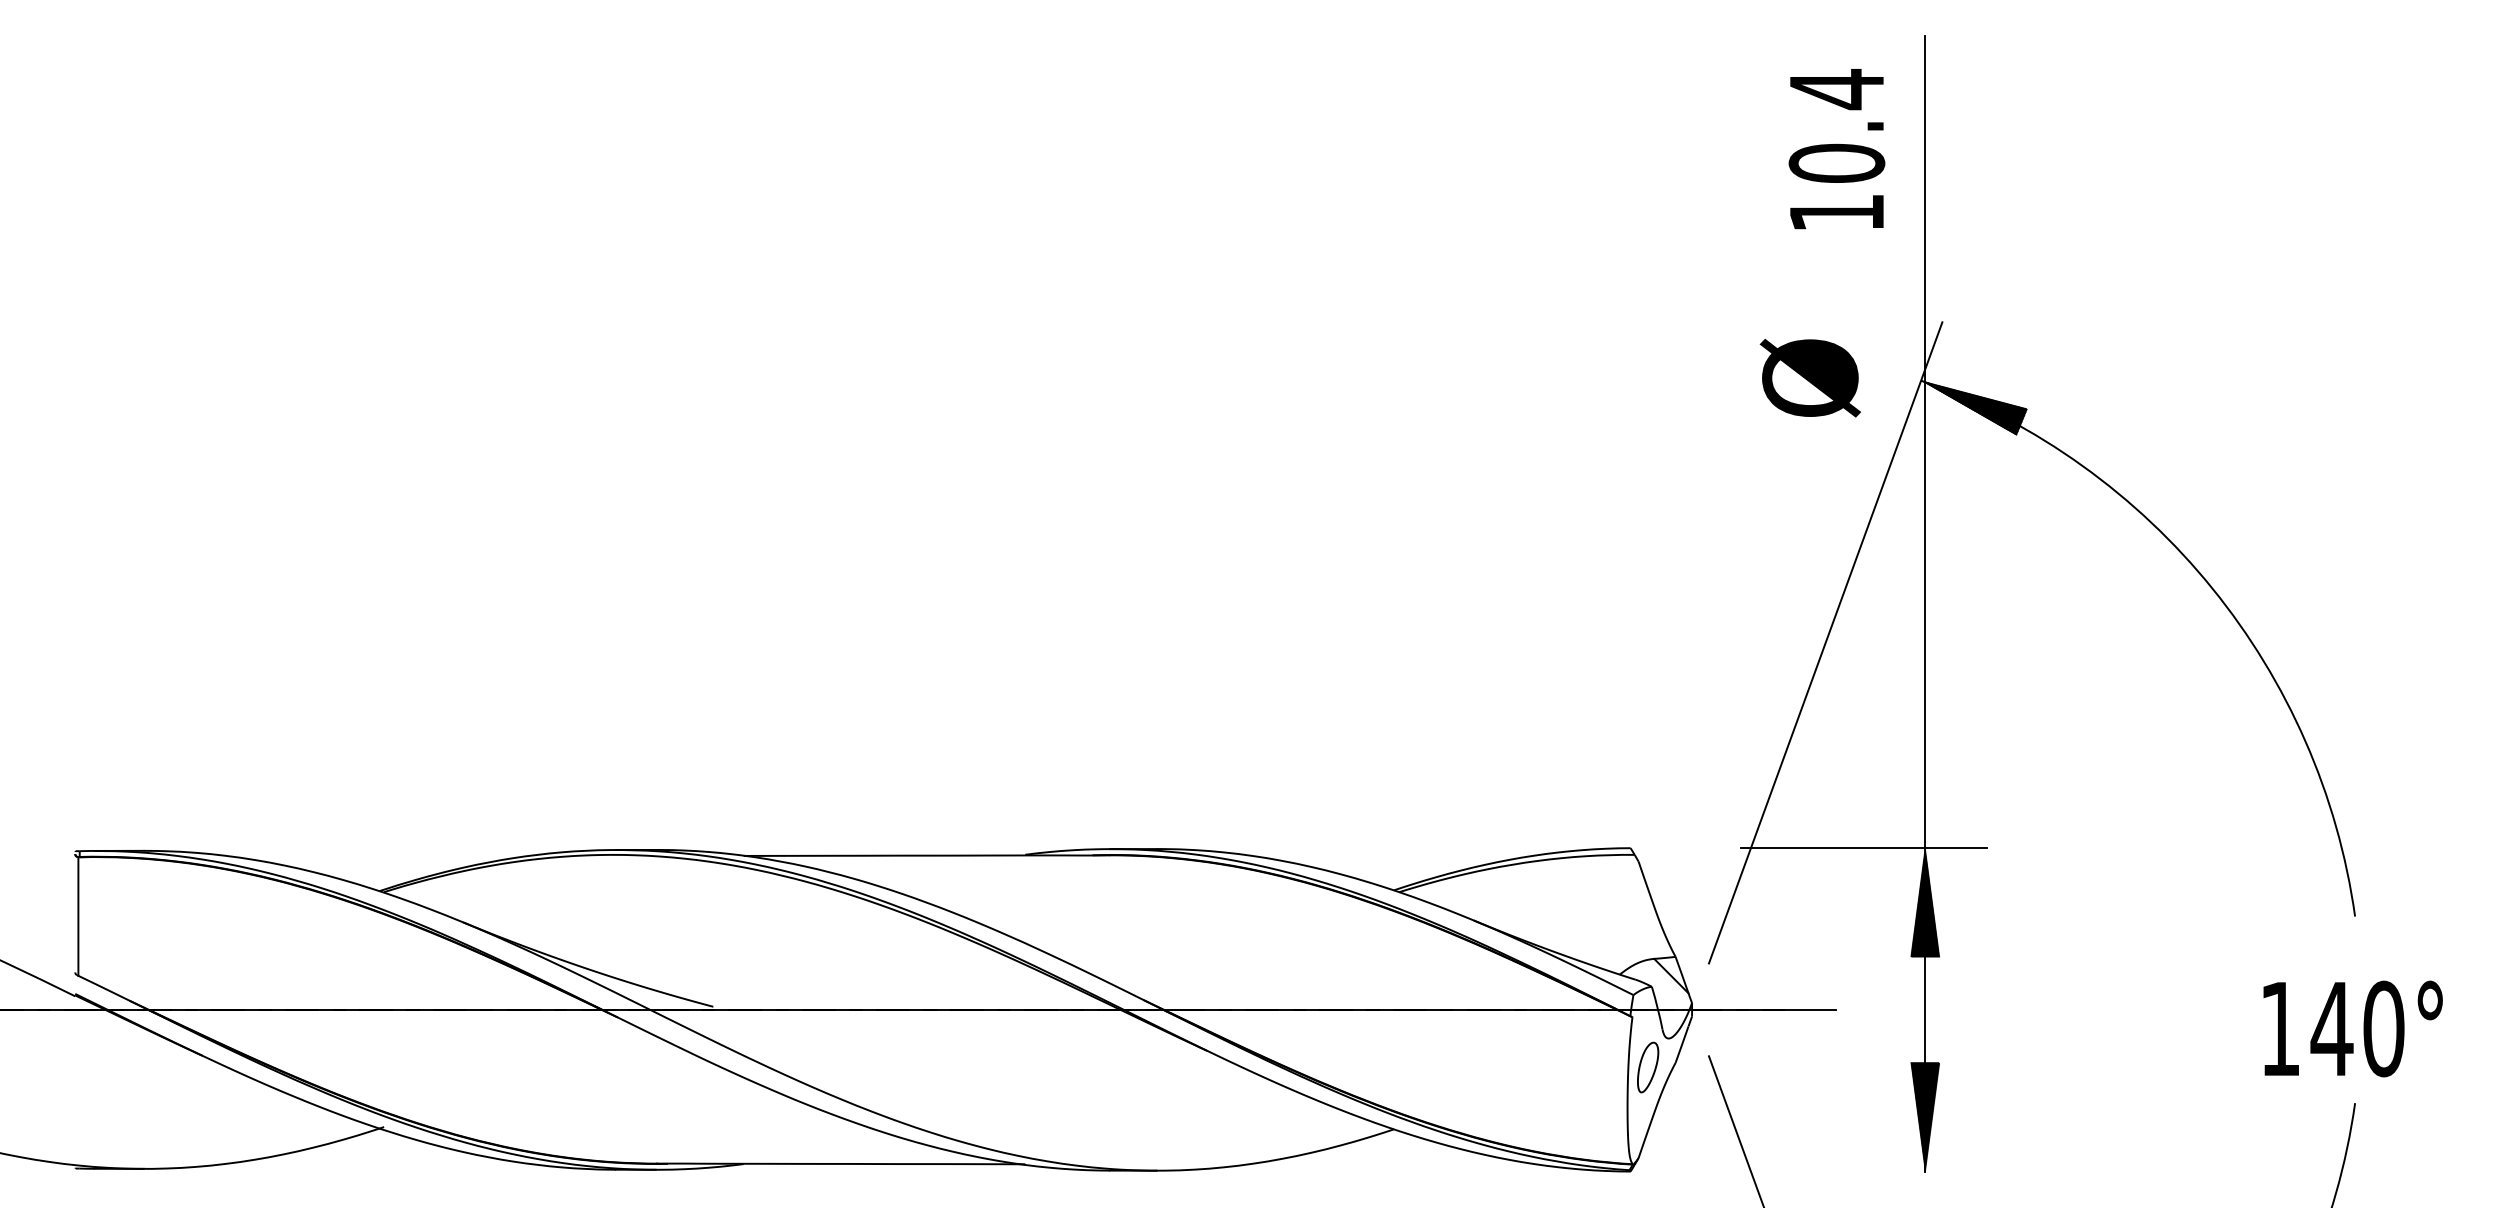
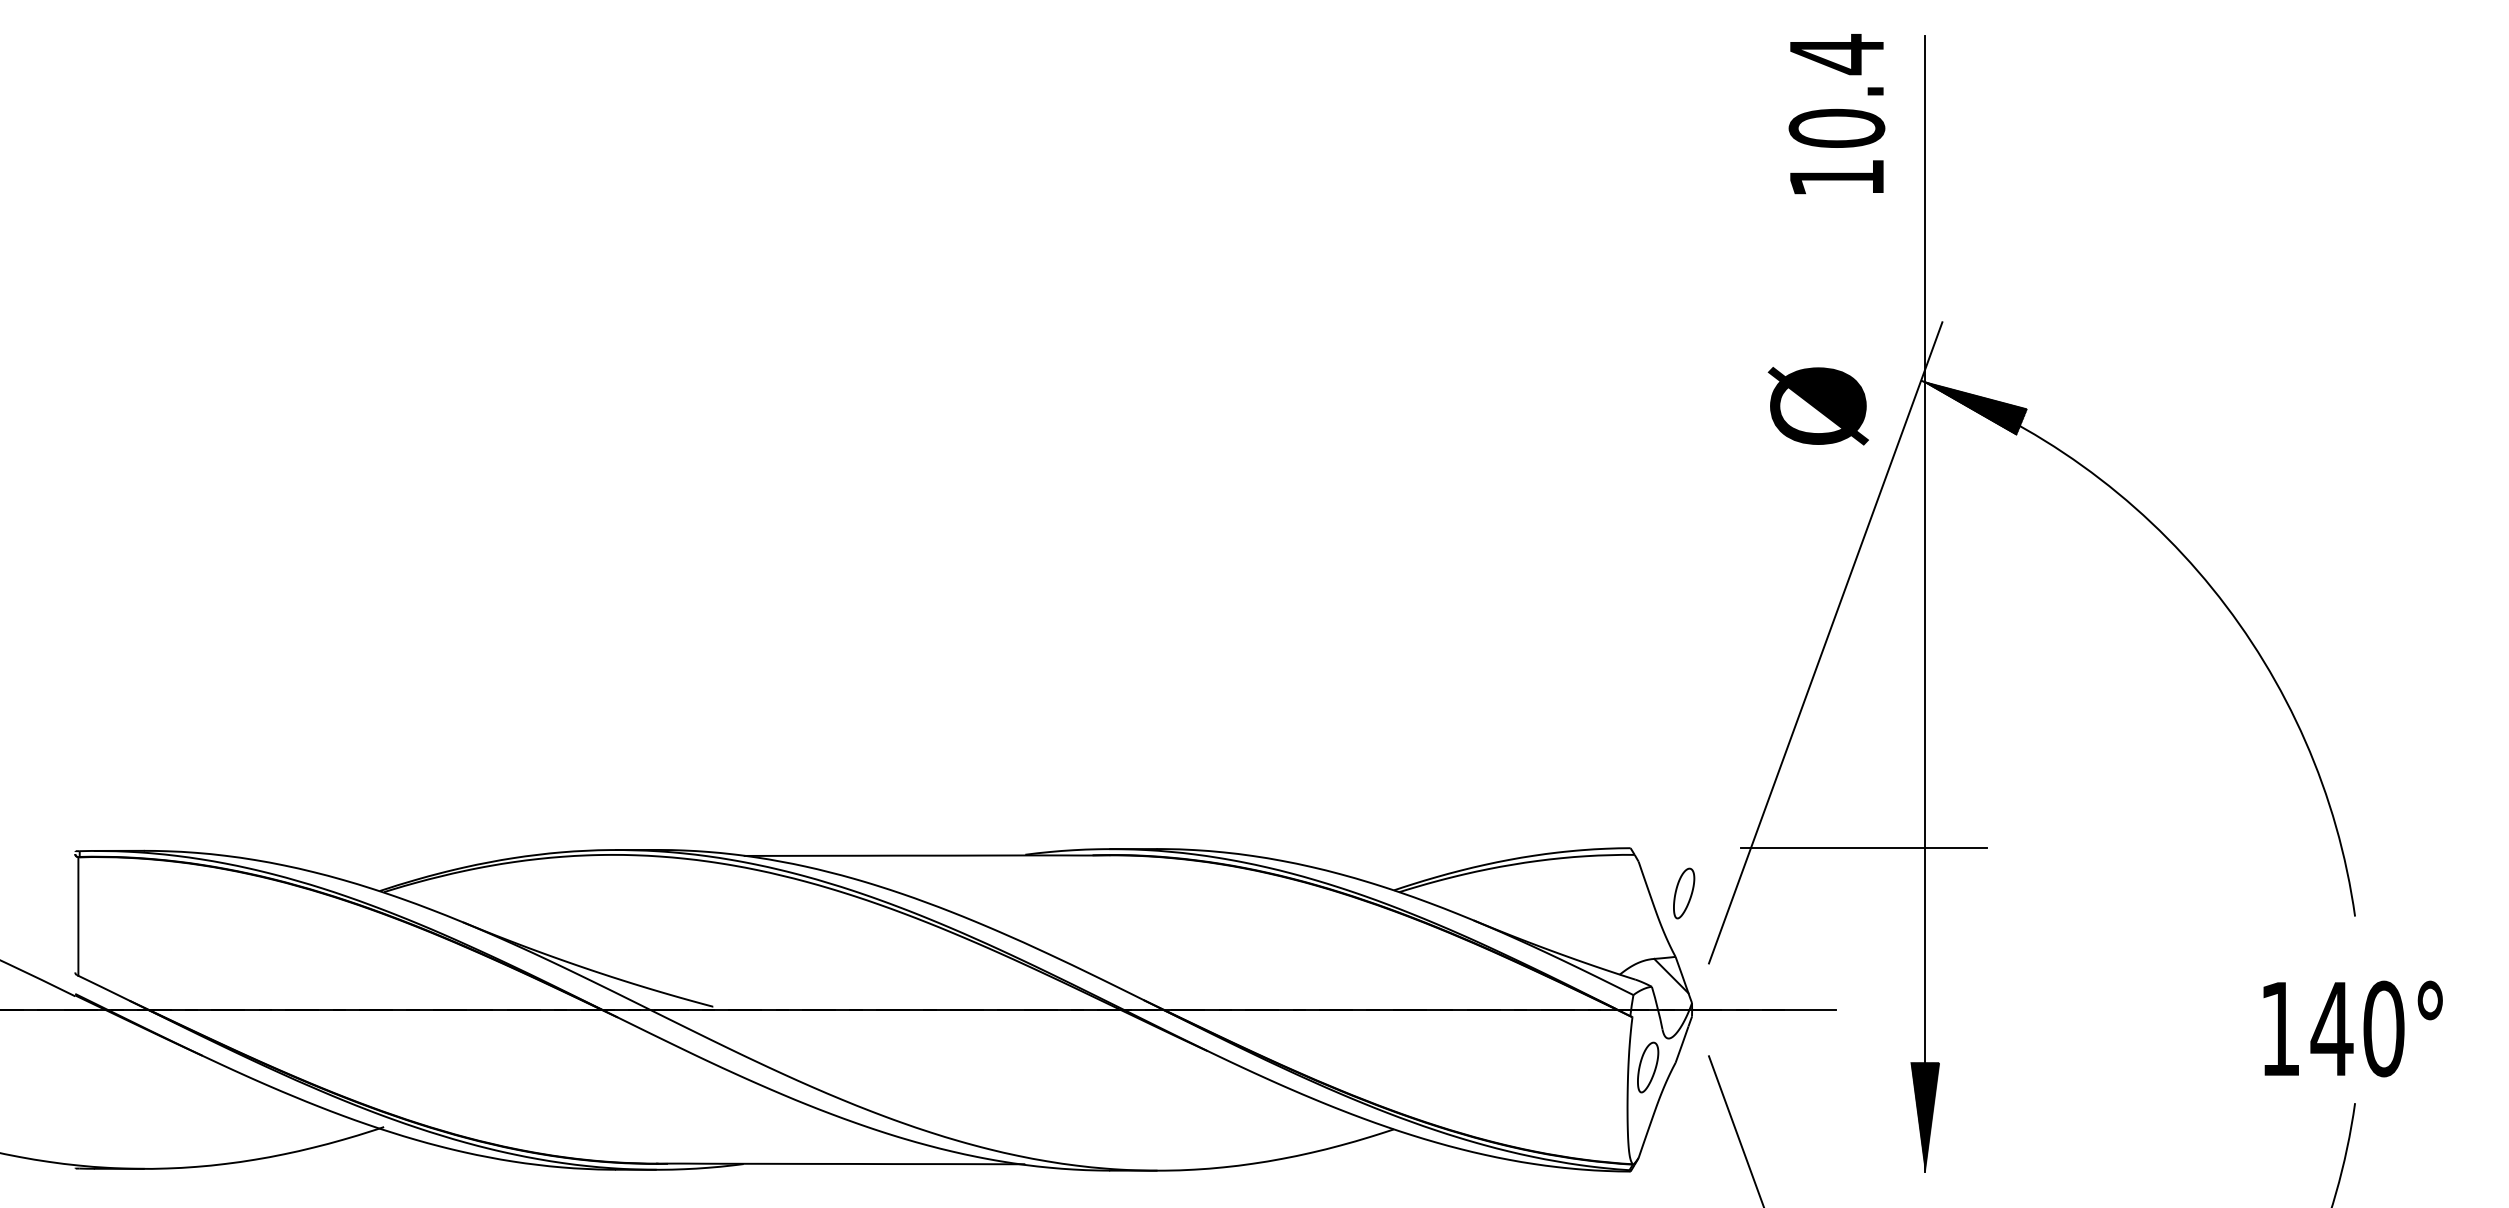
text position: (1836, 149) -> (1836, 114) (1836, 114)
text position: (1809, 378) -> (1817, 406) (1817, 406)
part: none -> present (1684, 893)
hatch: present -> none (1924, 902)
